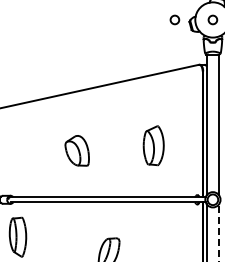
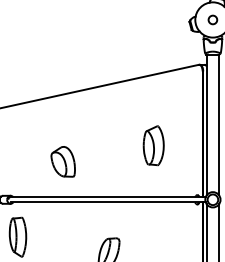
circle: present -> none (174, 19)
part position: (76, 150) -> (62, 161) (62, 161)
line: dashed -> solid (219, 232)
